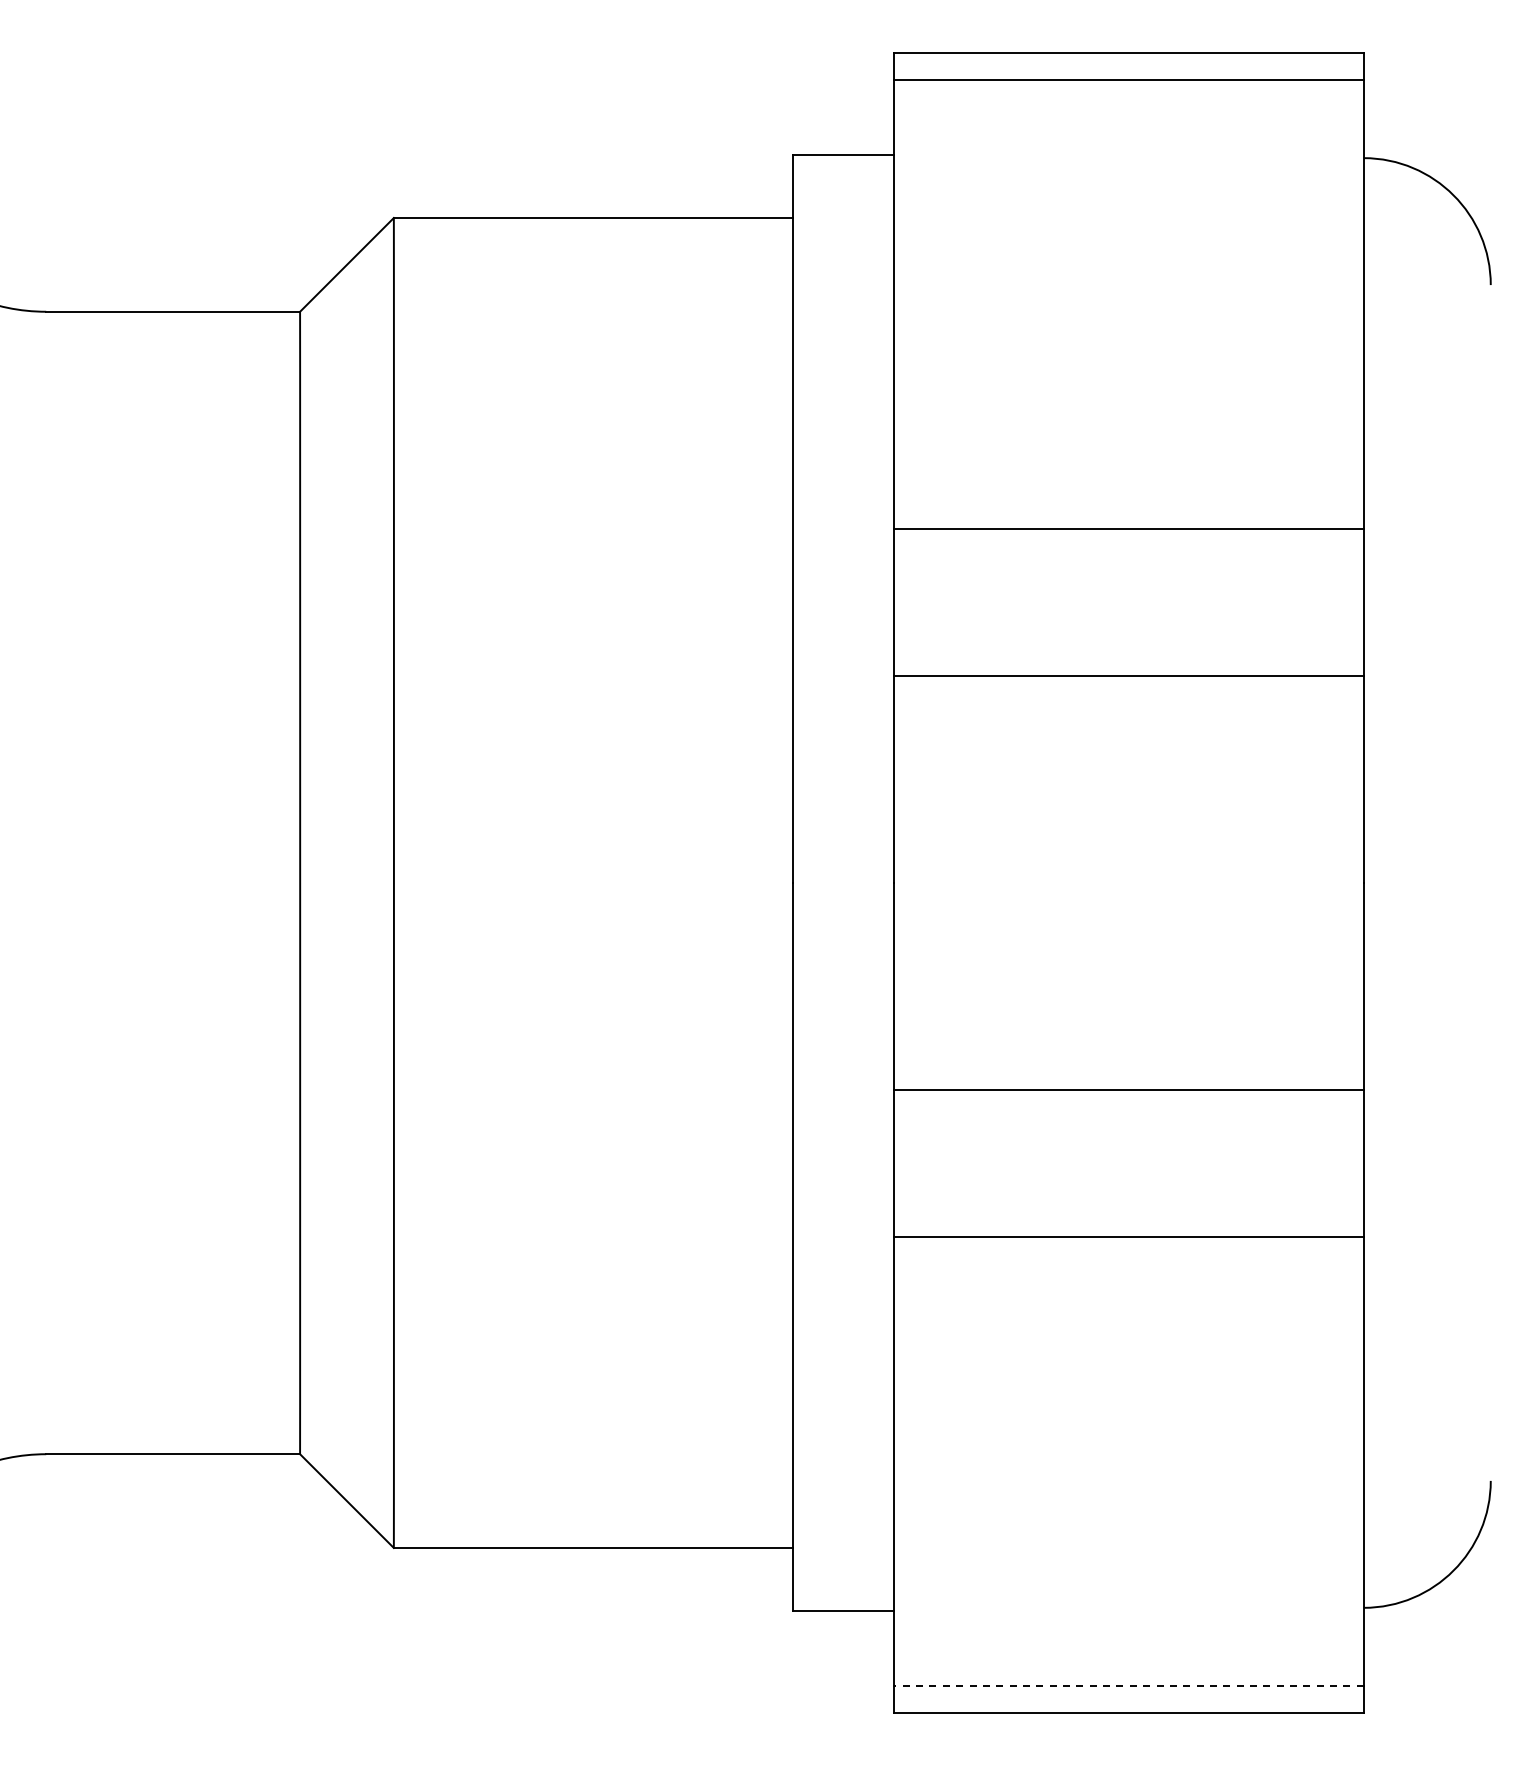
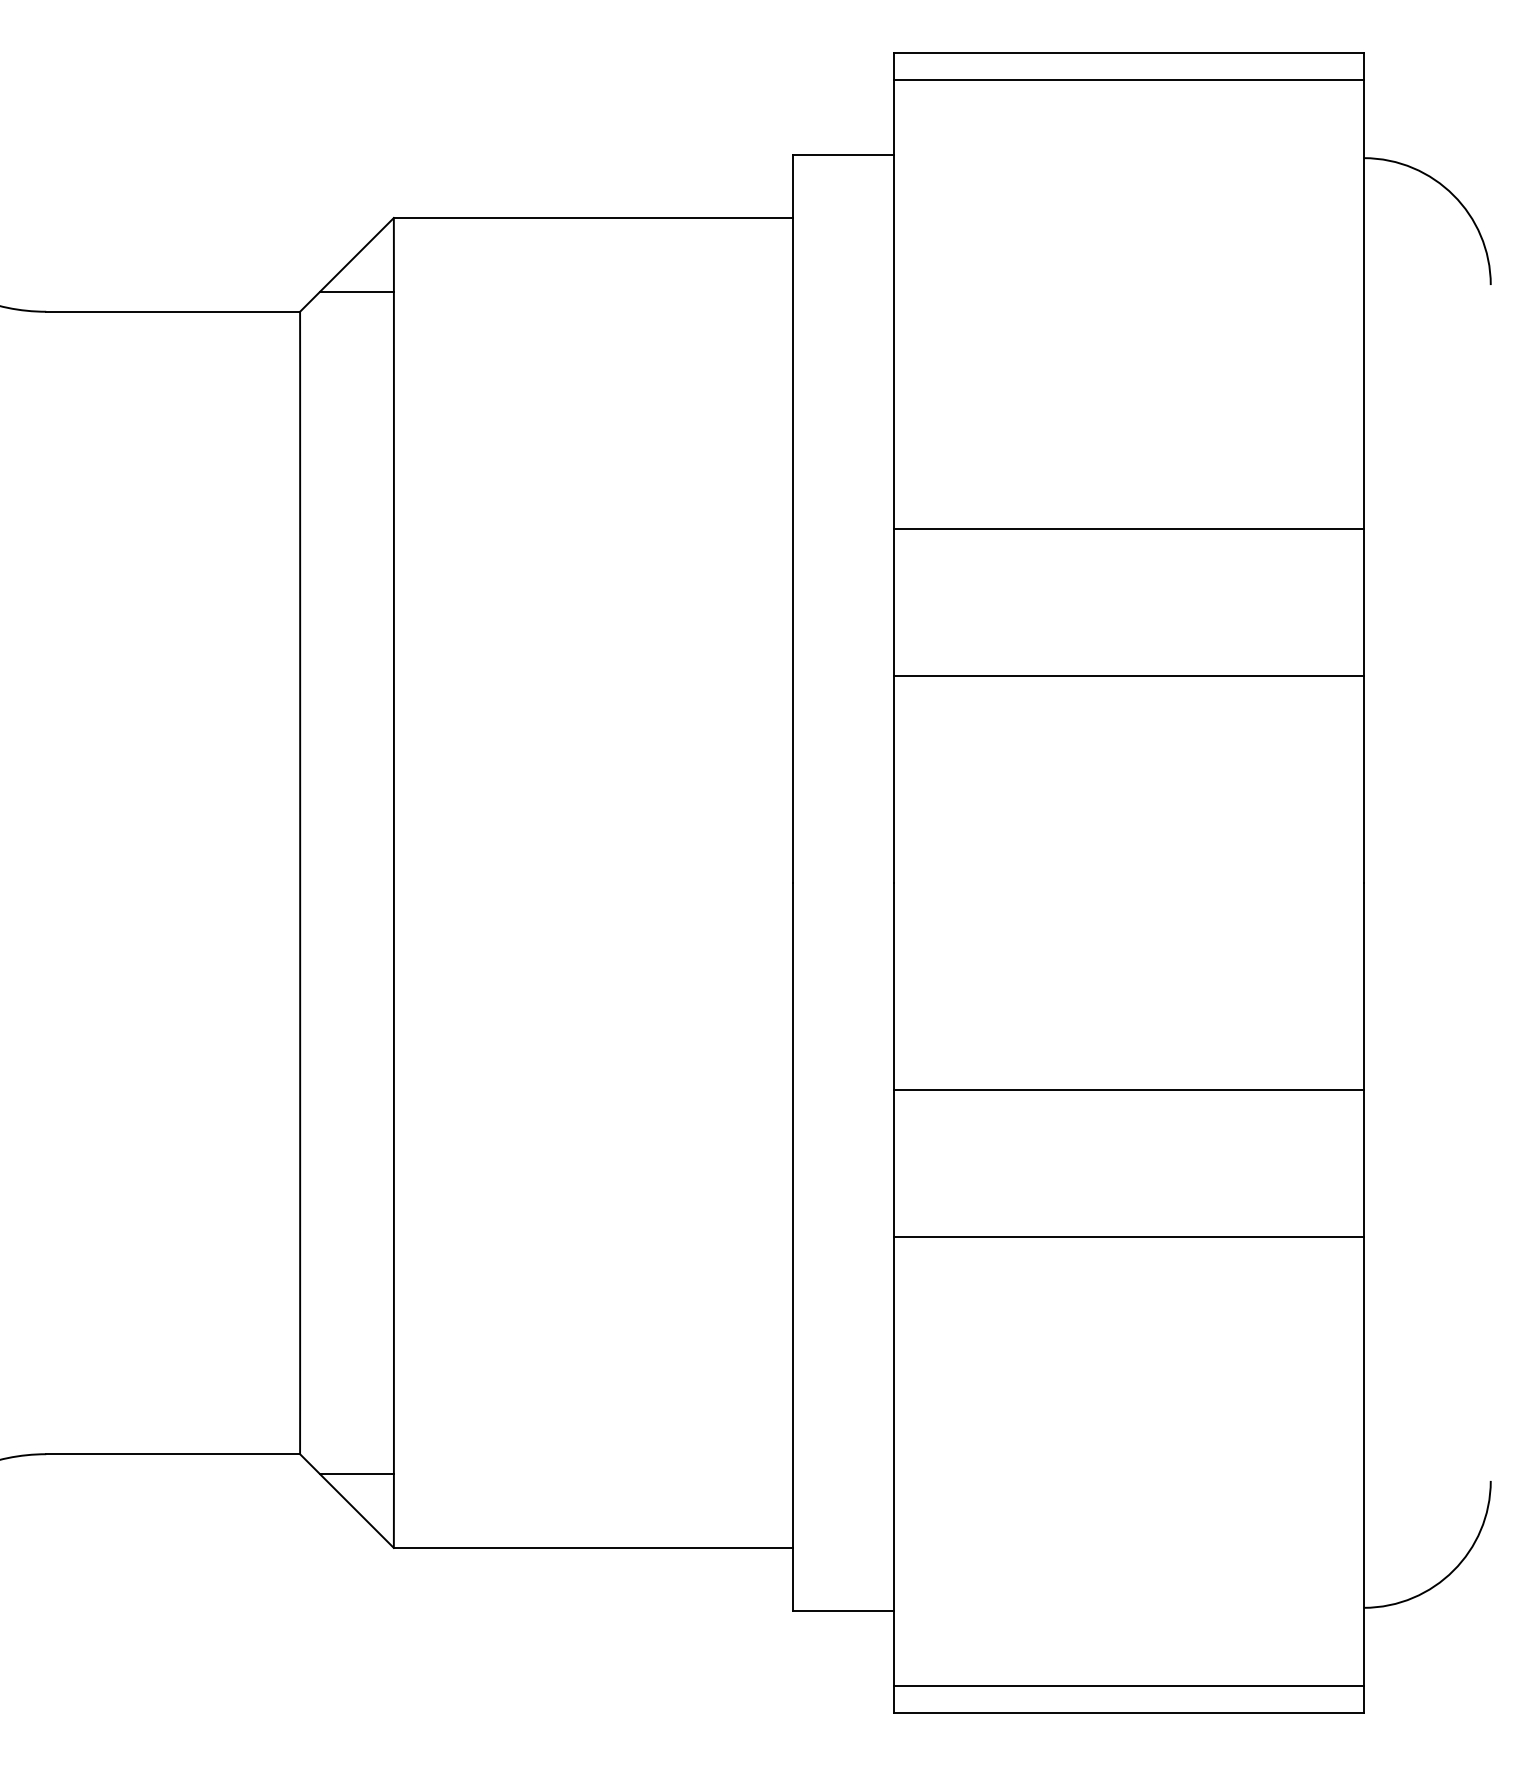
line: none -> present (356, 291)
line: none -> present (356, 1474)
line: dashed -> solid (1129, 1685)
